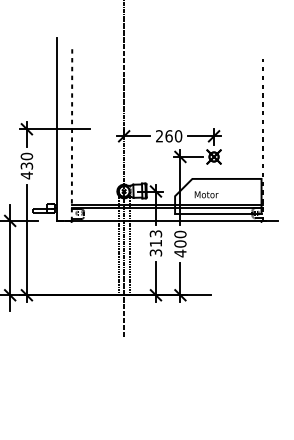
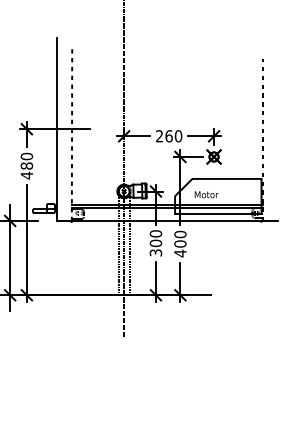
text: 430 -> 480 (26, 165)
text: 313 -> 300 (155, 238)
